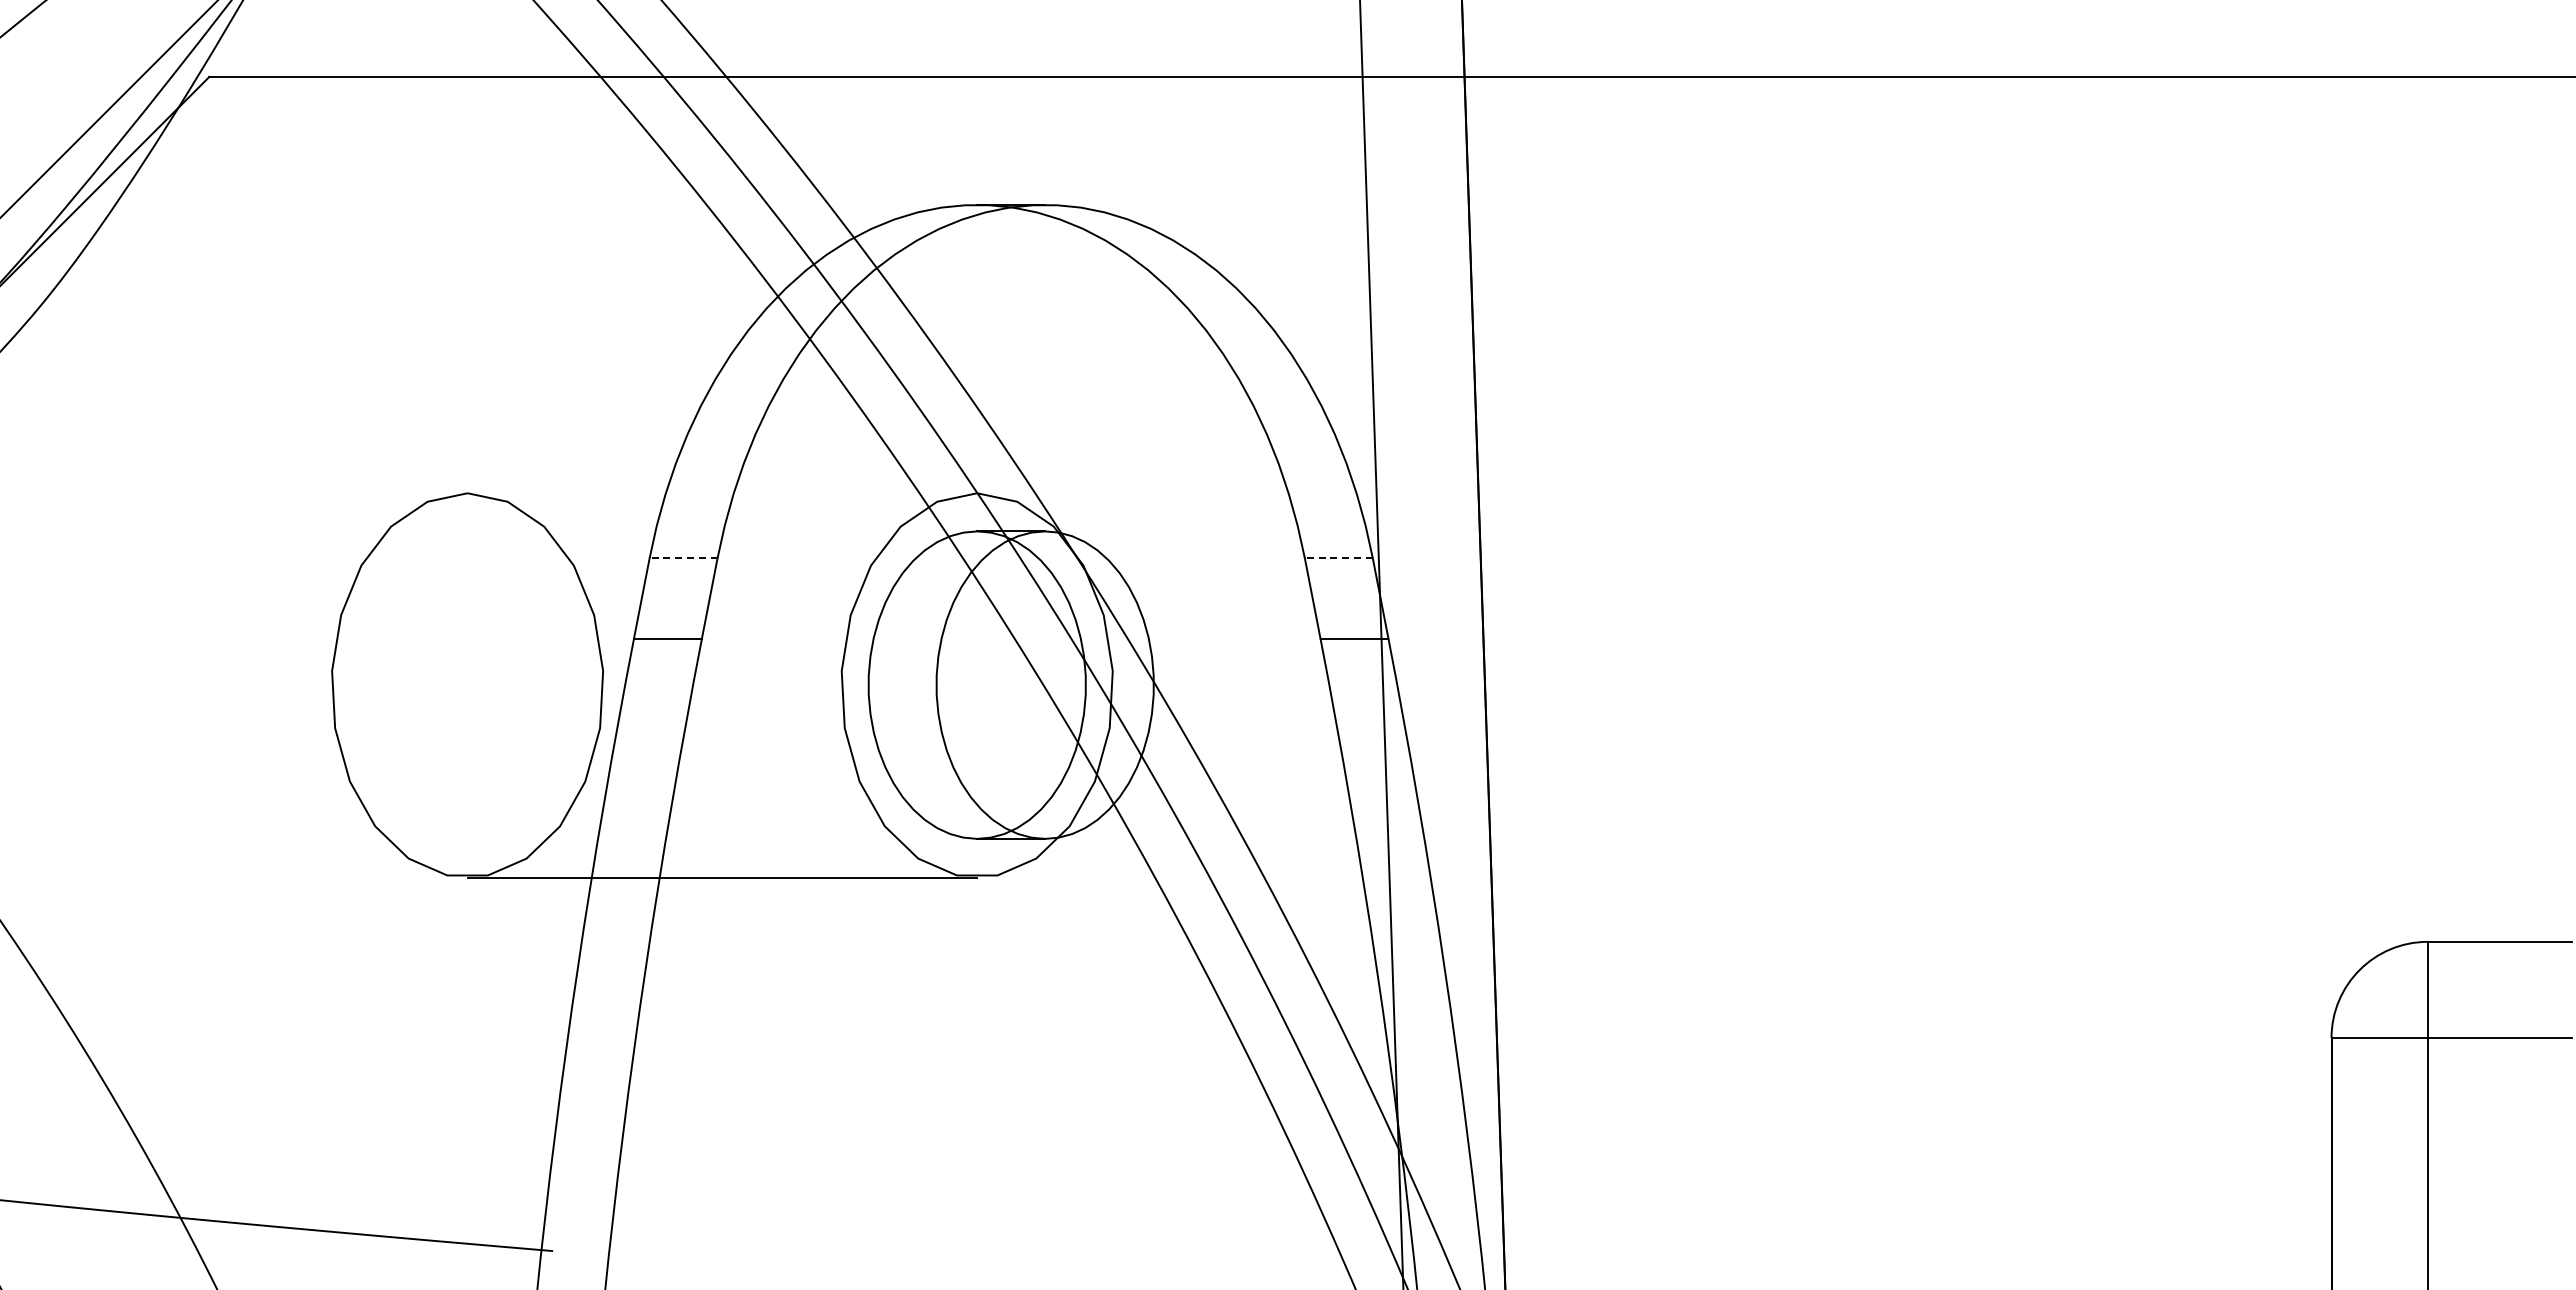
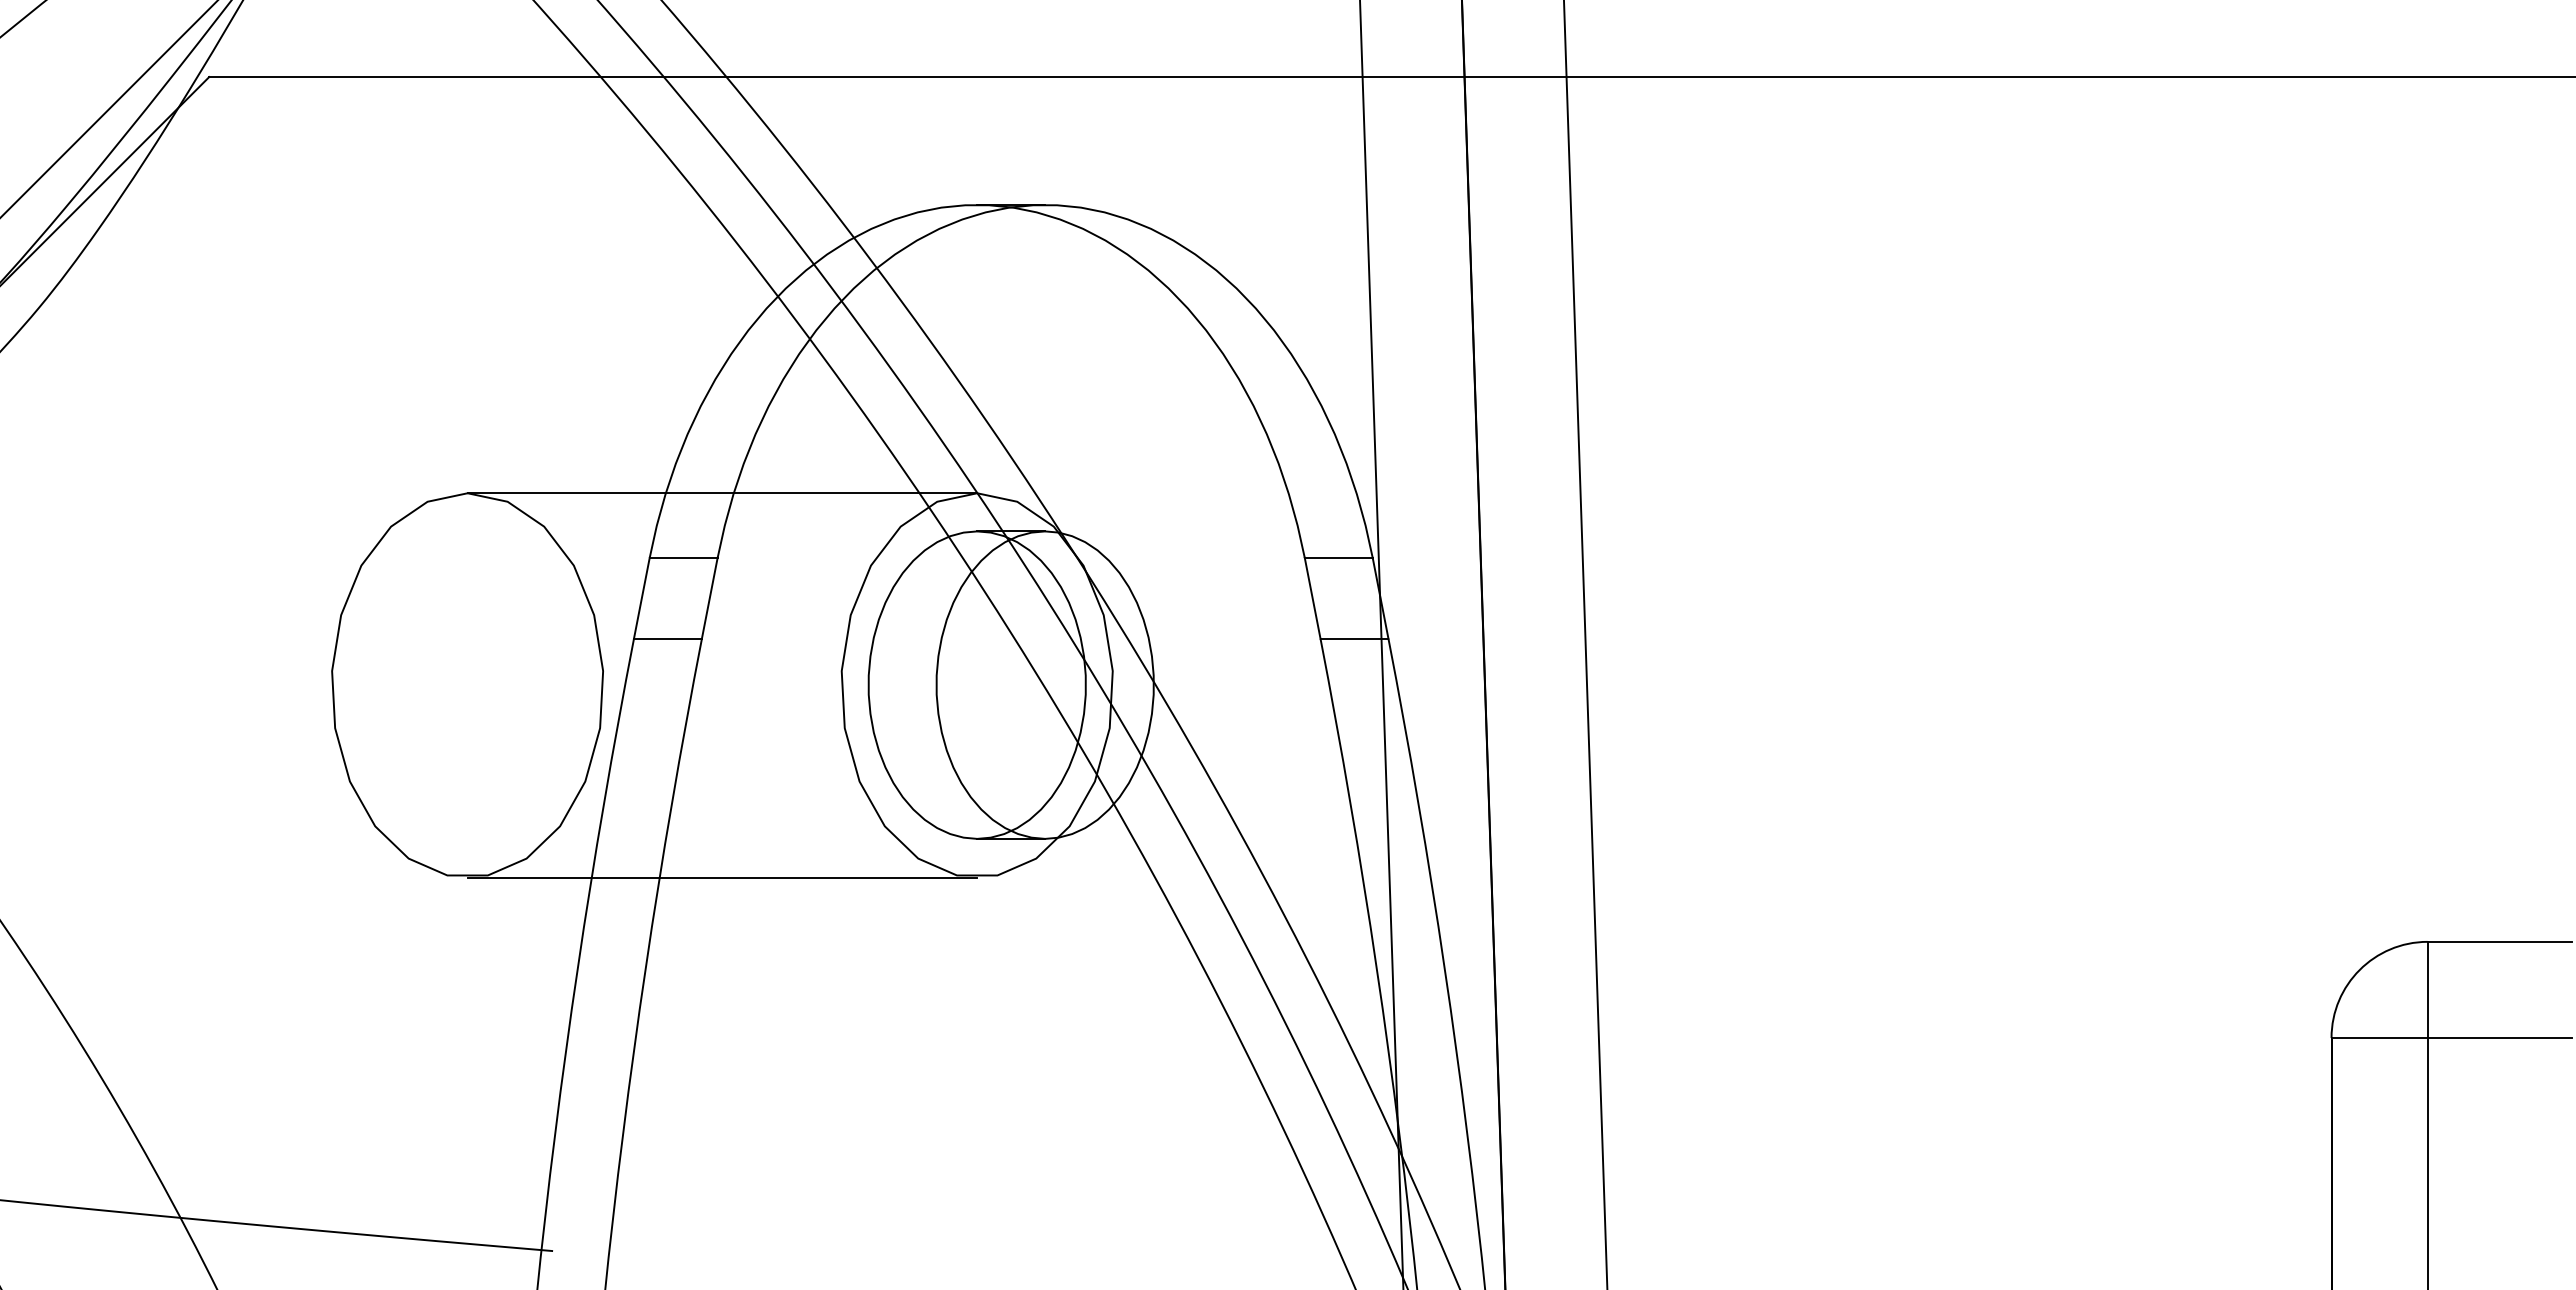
line: none -> present (722, 493)
line: dashed -> solid (683, 557)
line: dashed -> solid (1338, 557)
line: none -> present (1585, 644)
